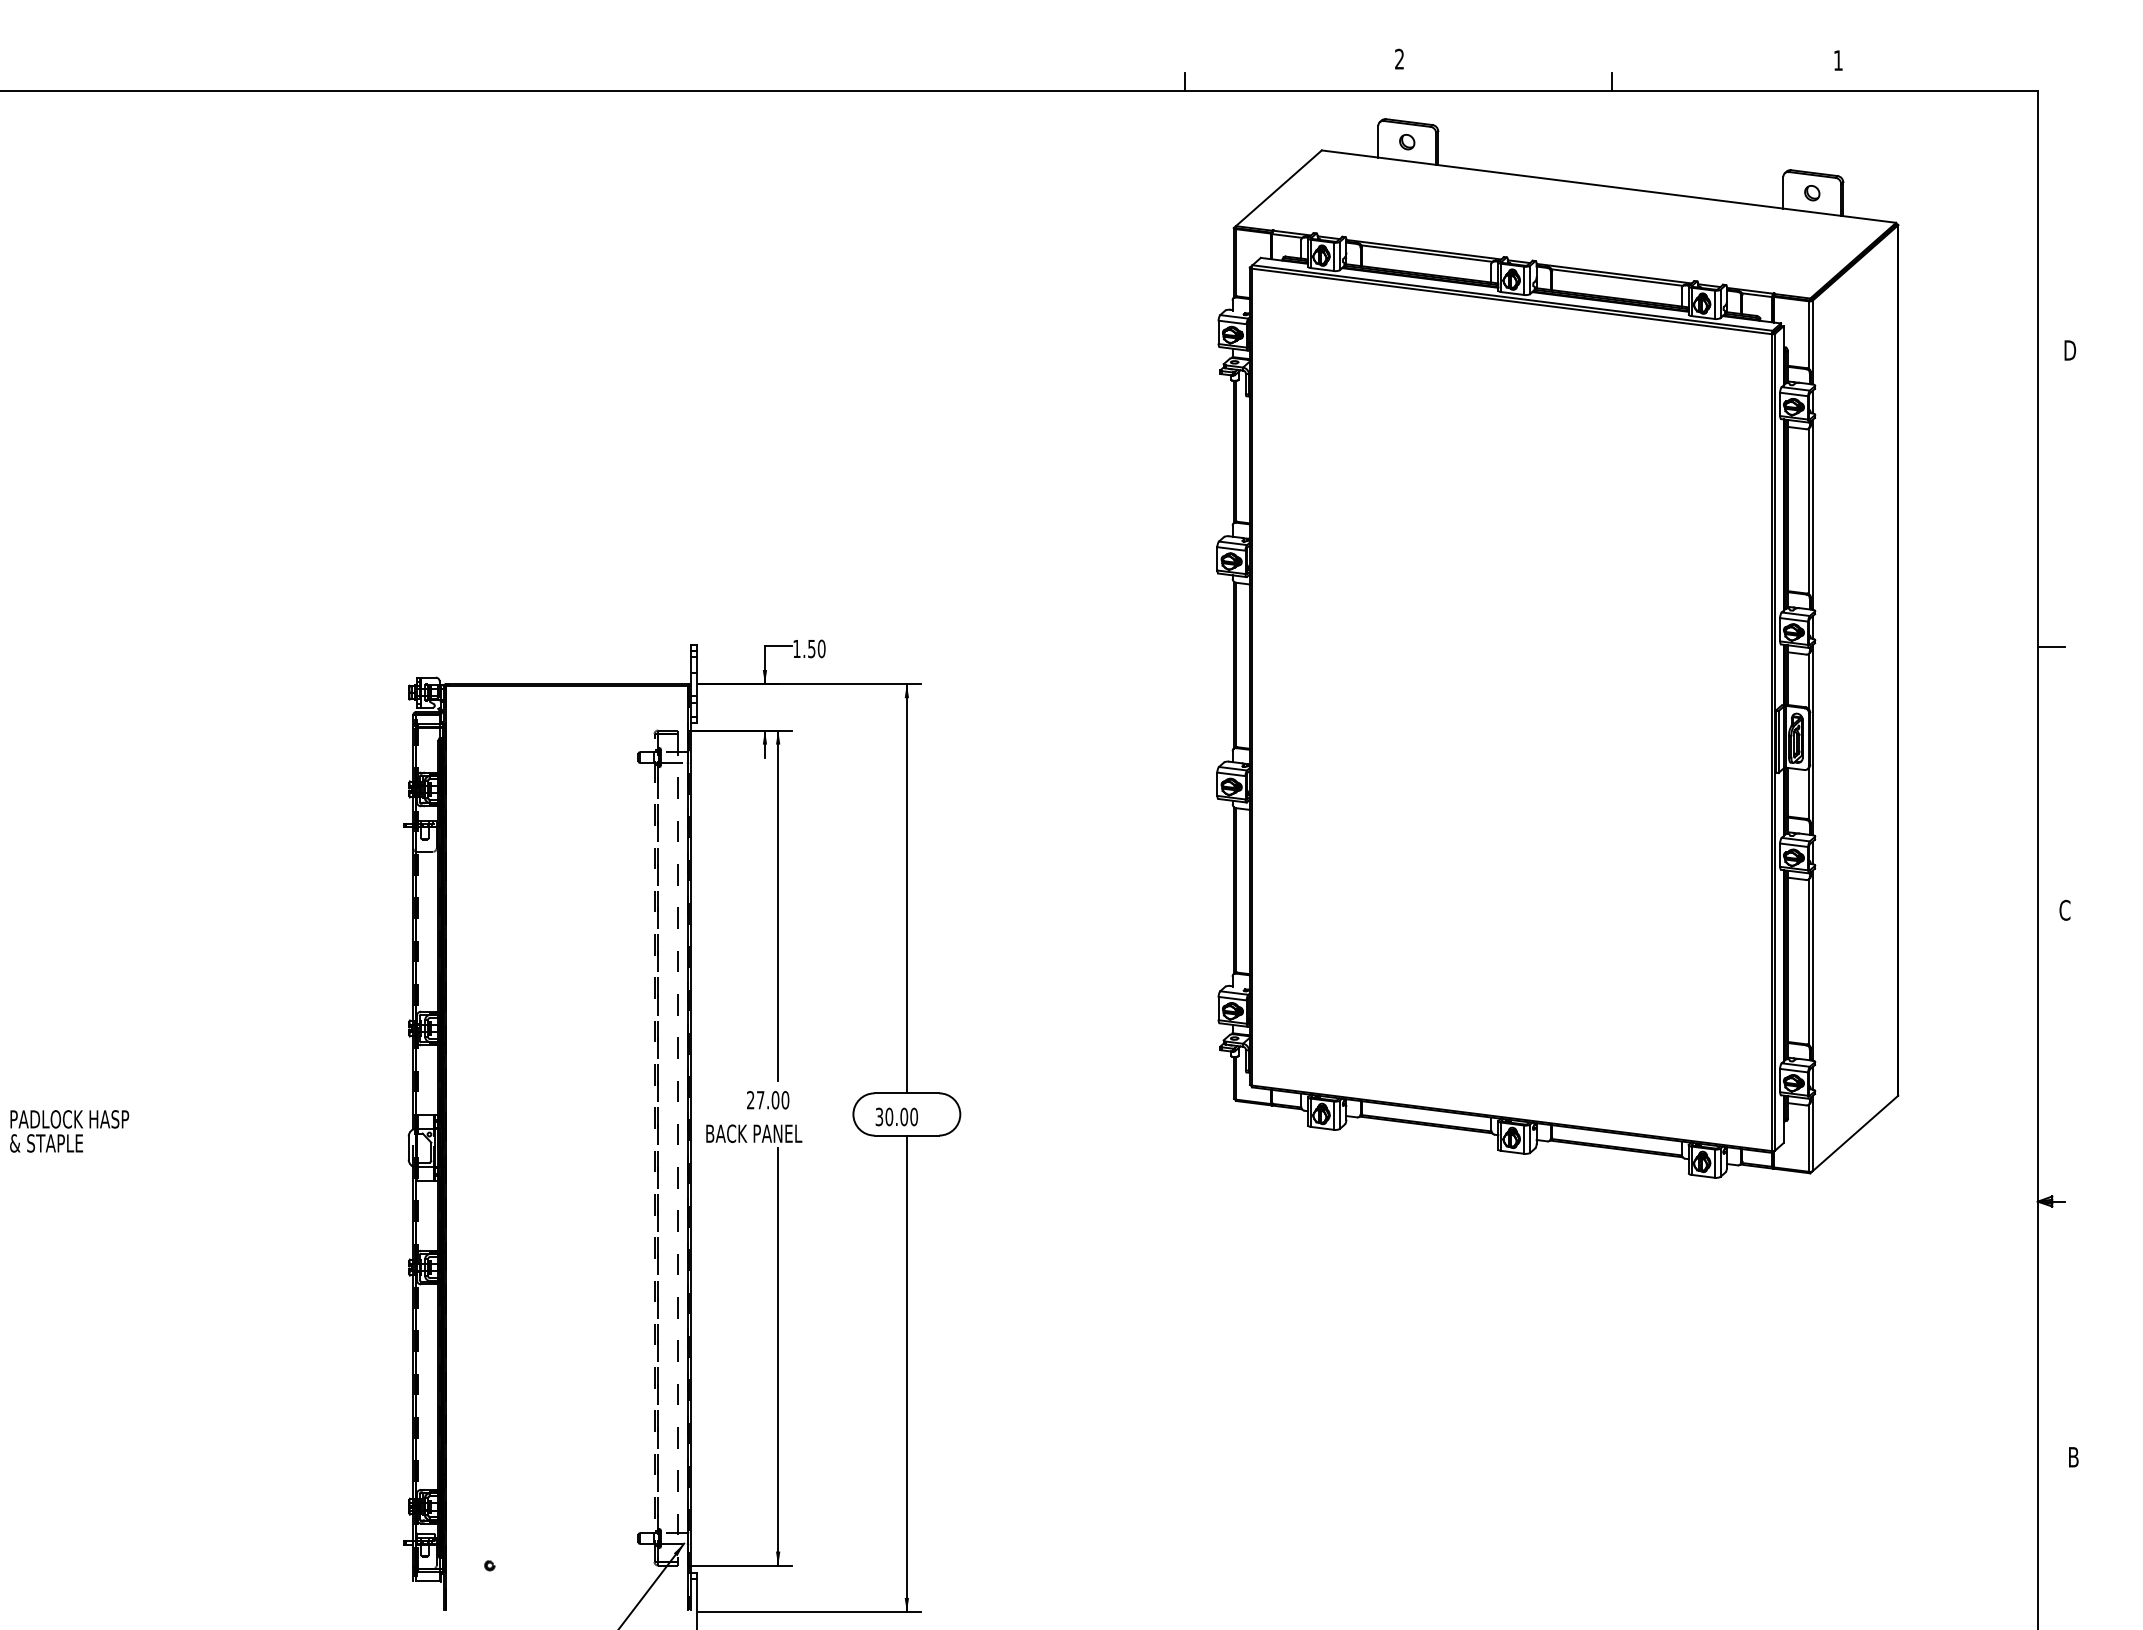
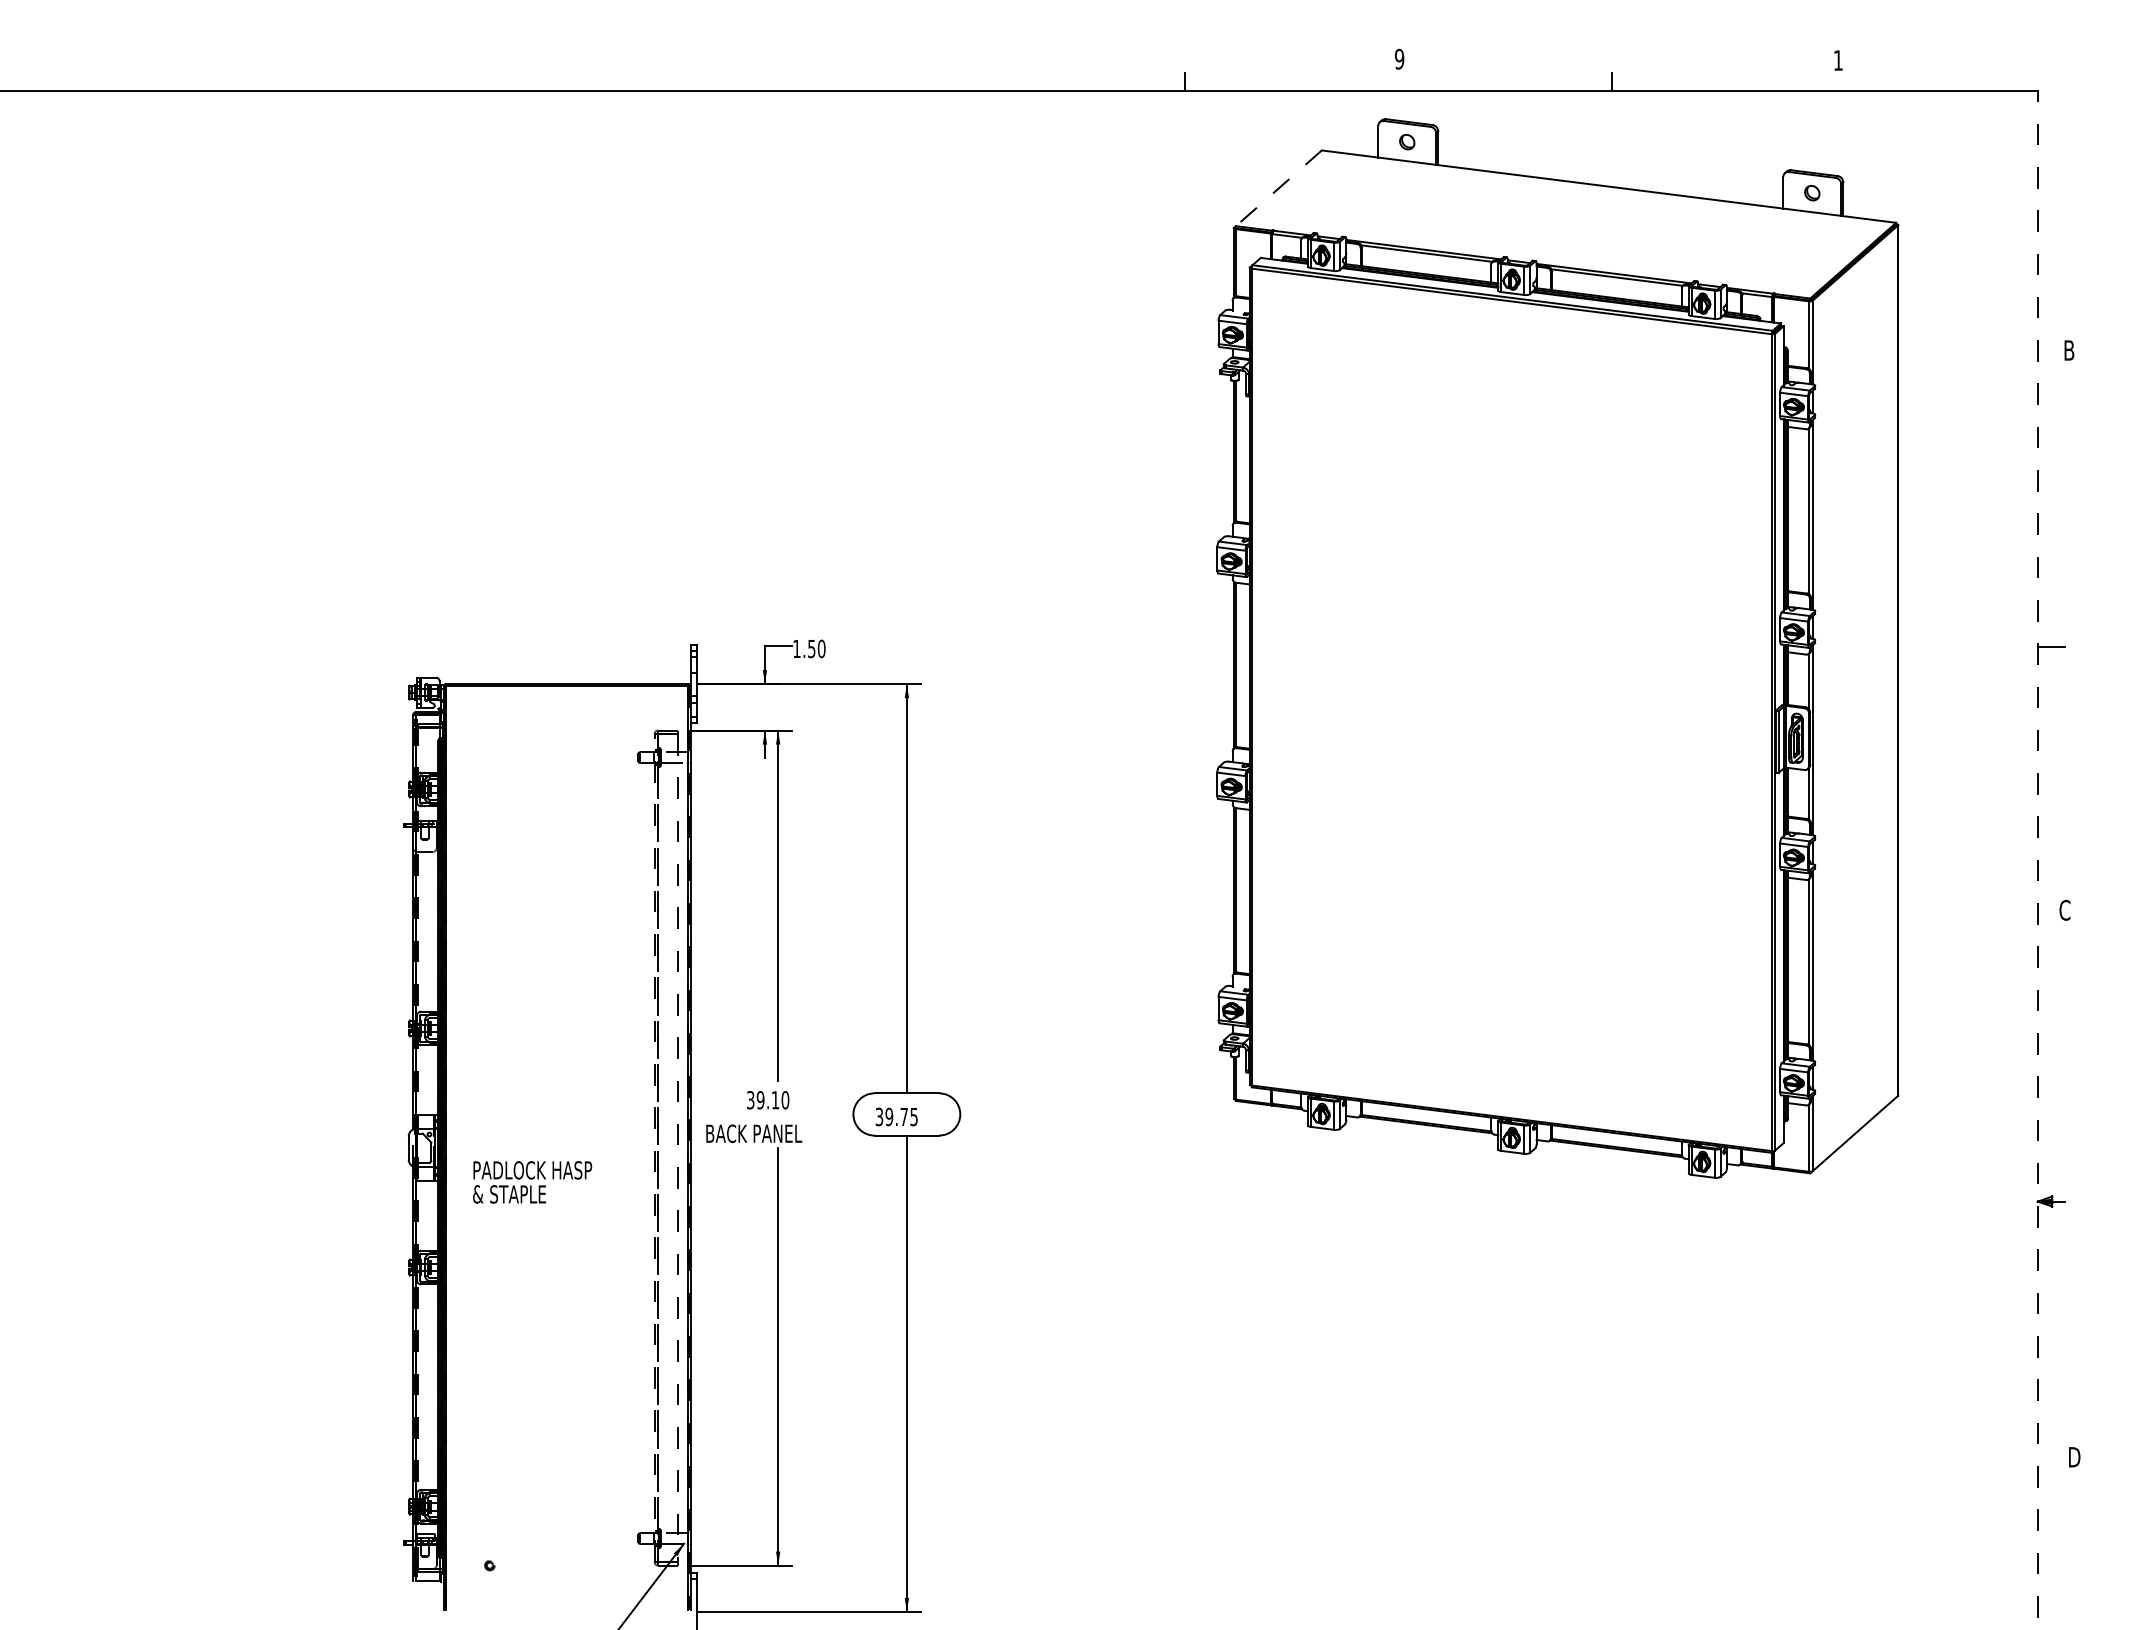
text: 2 -> 9 (1399, 58)
line: solid -> dashed (1278, 188)
text: D -> B (2071, 350)
line: solid -> dashed (2037, 859)
text: 27.00 -> 39.10 (763, 1100)
text: 30.00 -> 39.75 (901, 1116)
text position: (69, 1131) -> (532, 1182) (532, 1182)
text: B -> D (2075, 1457)
